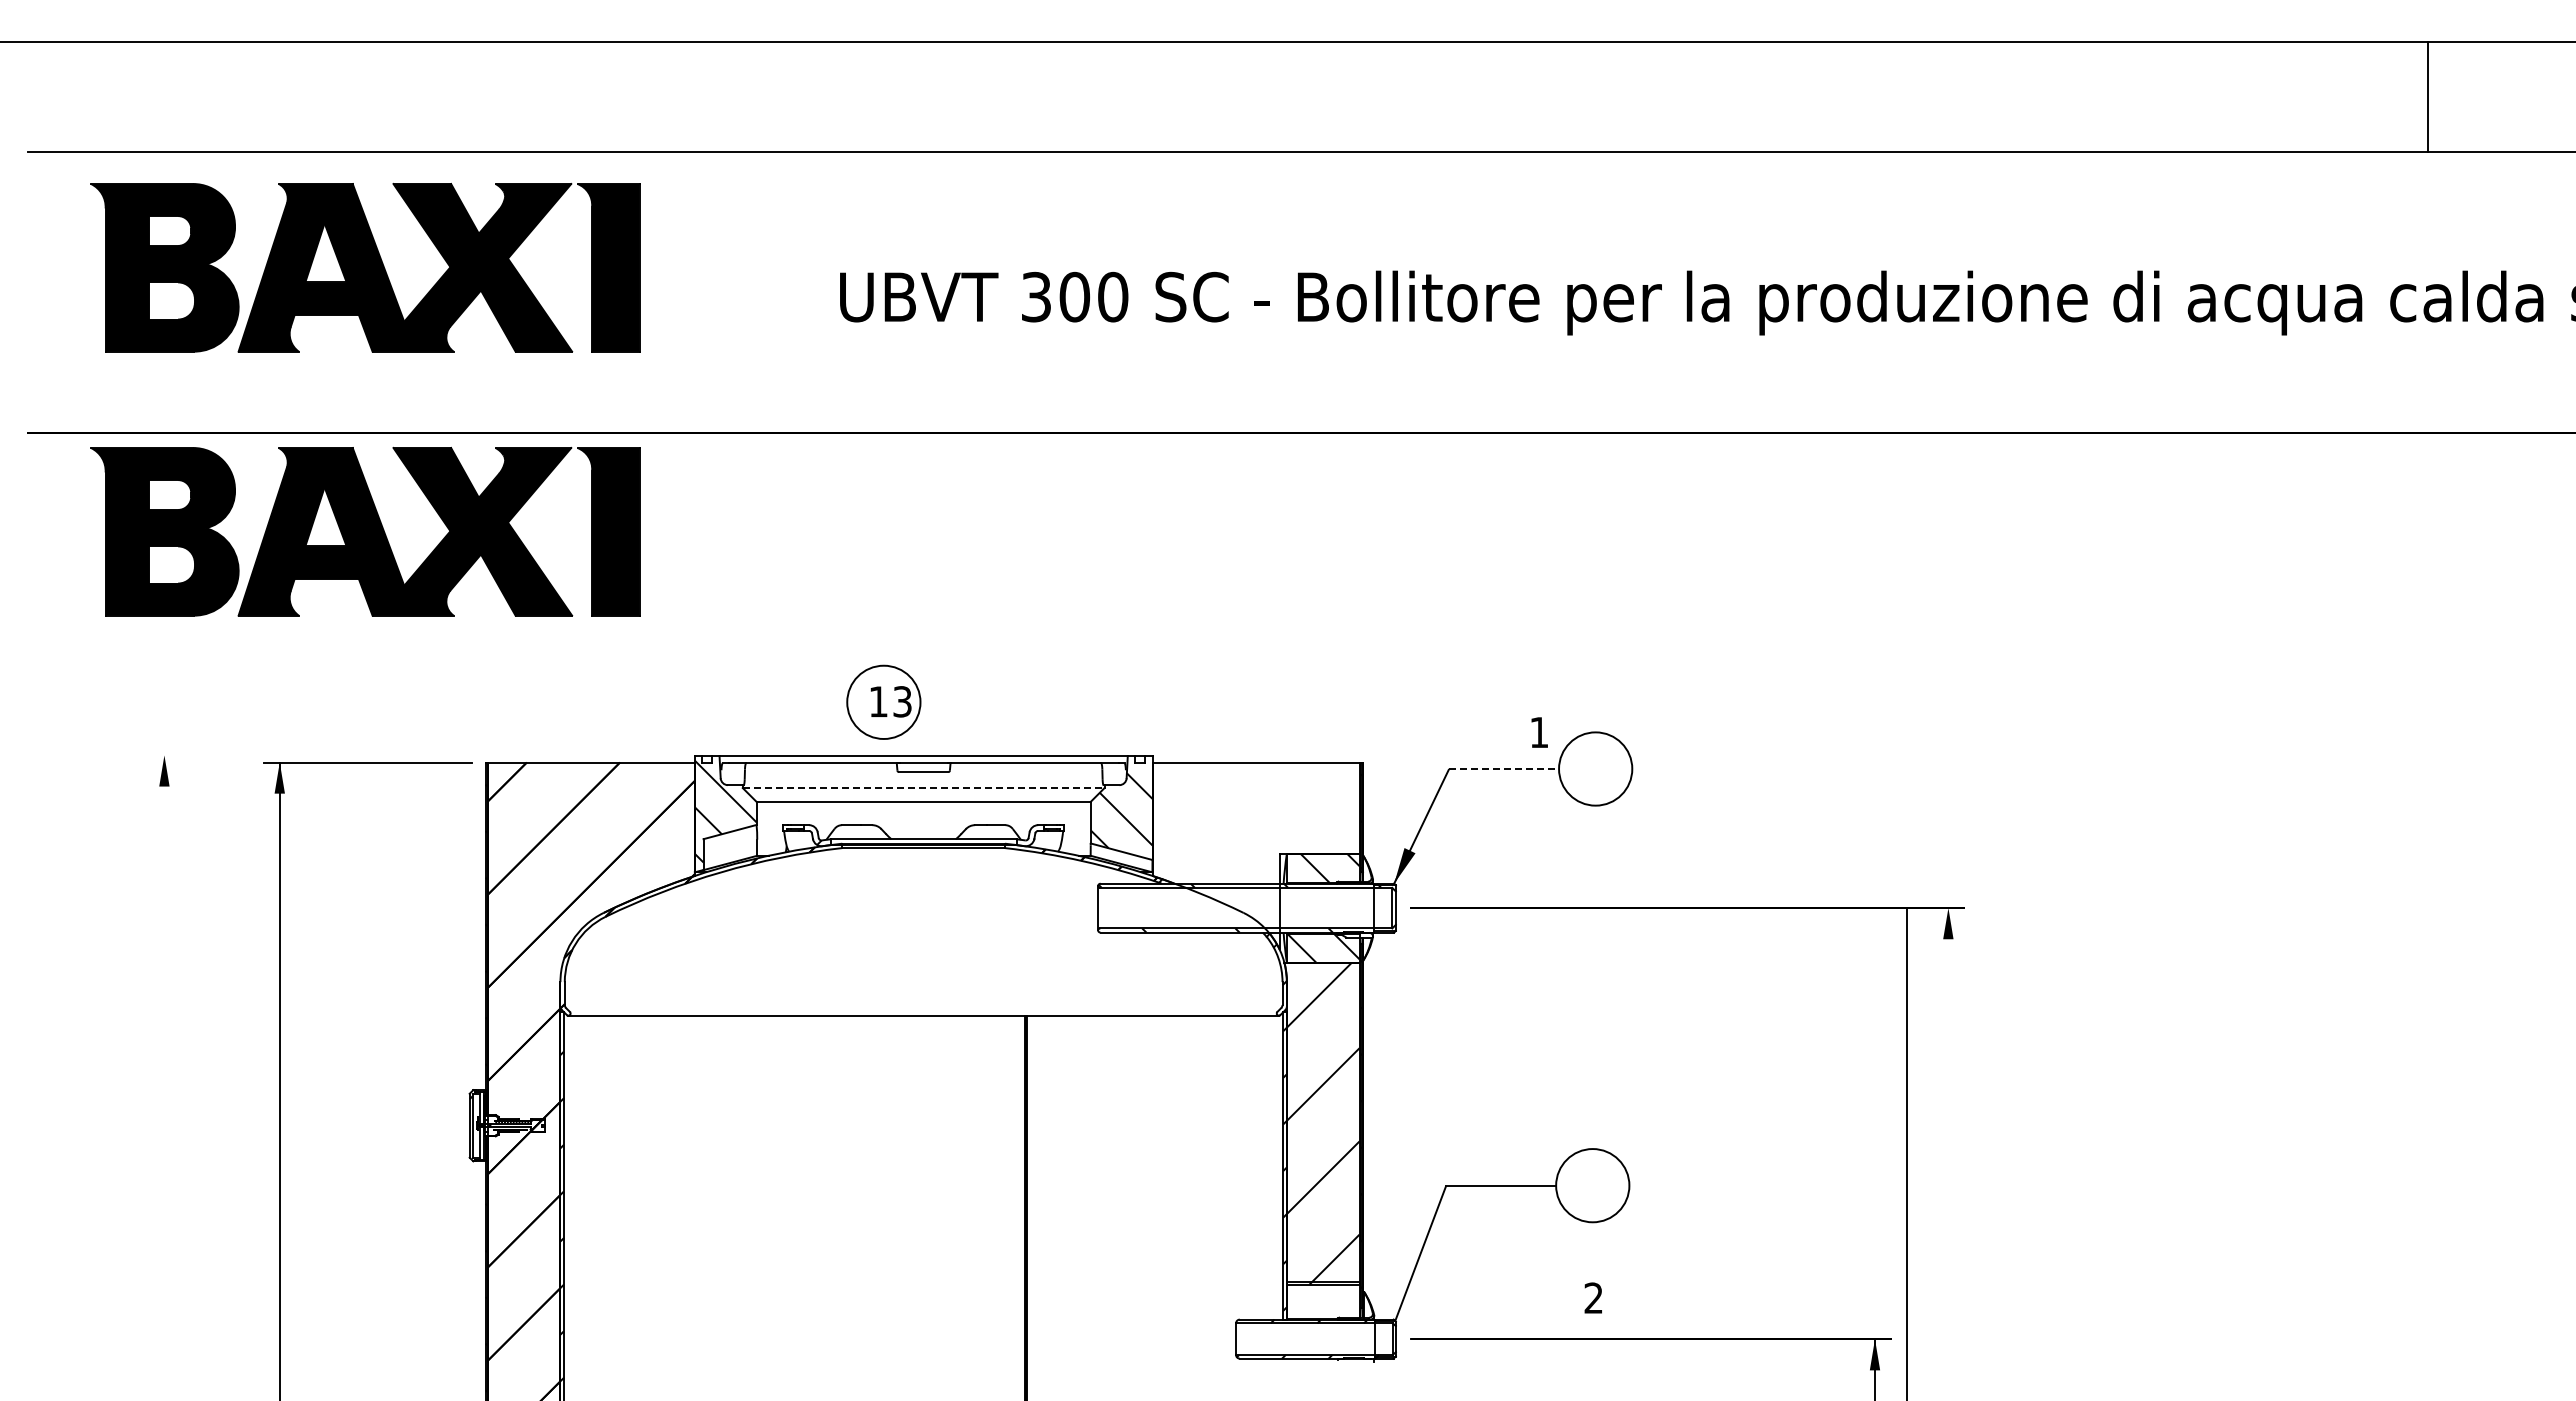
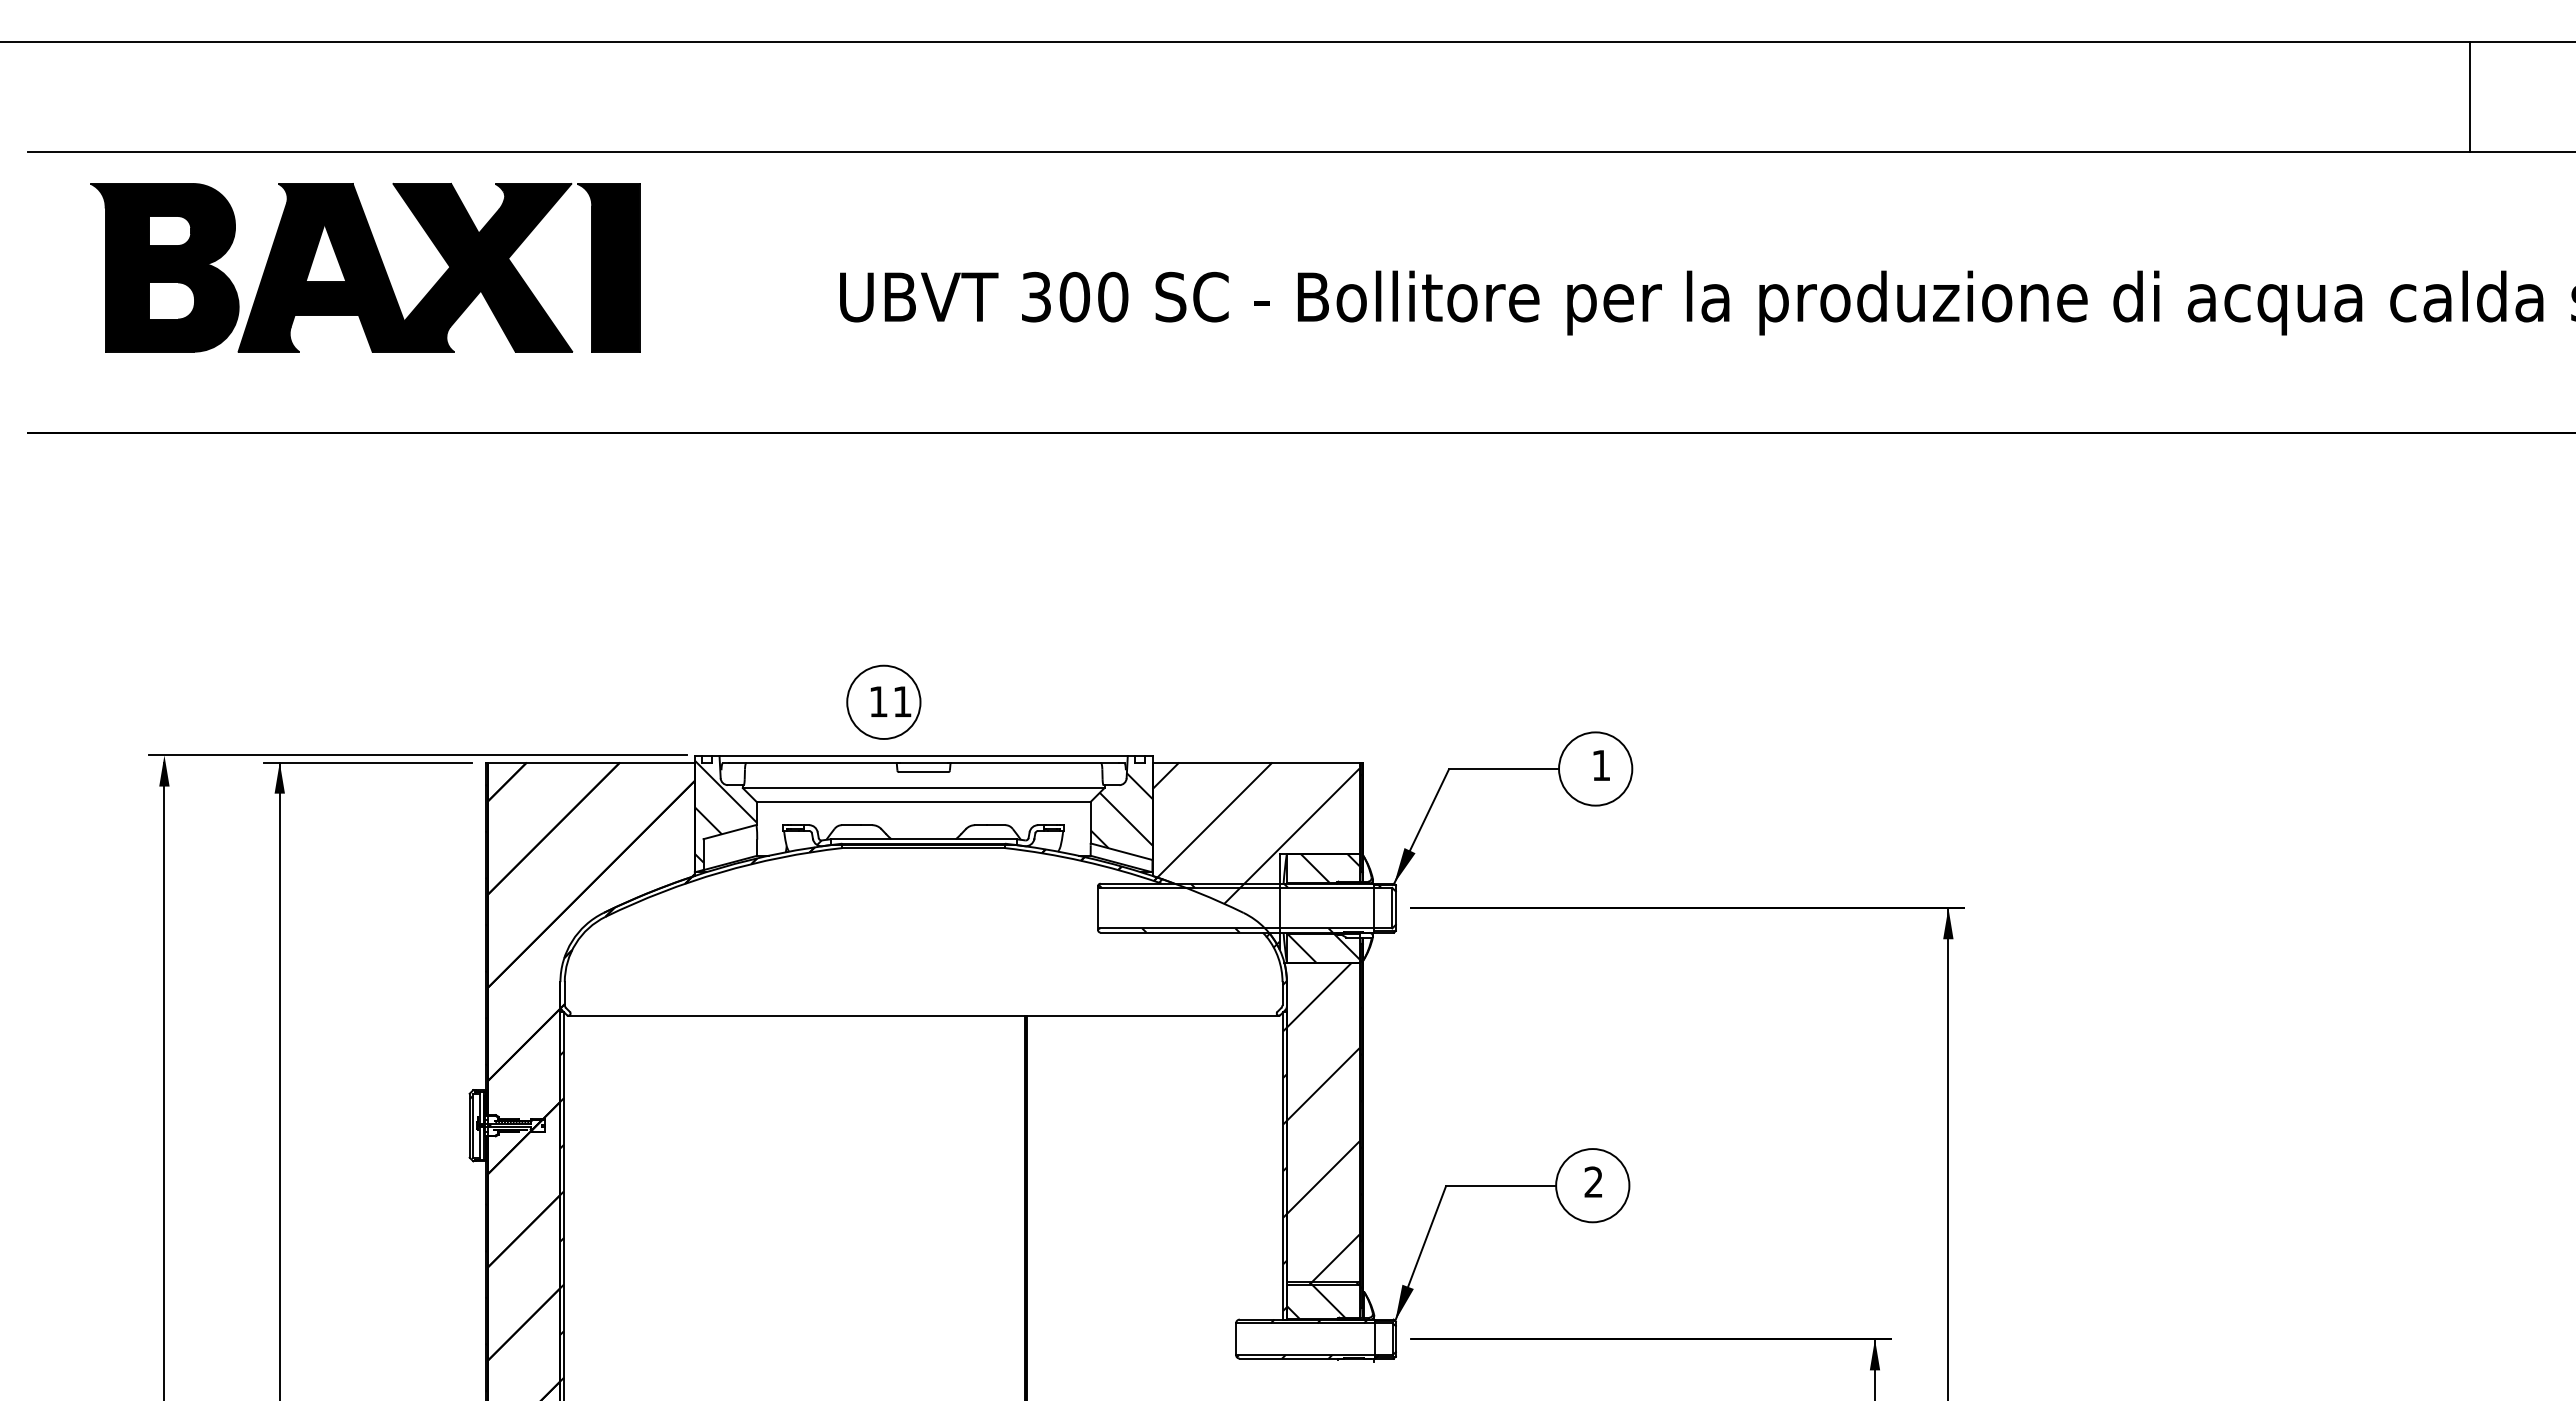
line position: (2428, 97) -> (2470, 97) (2470, 97)
part: present -> none (365, 531)
text: 13 -> 11 (902, 701)
text position: (1539, 732) -> (1601, 765) (1601, 765)
line: none -> present (417, 755)
line: dashed -> solid (1504, 769)
line: dashed -> solid (923, 788)
hatch: none -> present (1255, 853)
line: none -> present (164, 1079)
line position: (1907, 1152) -> (1948, 1152) (1948, 1152)
text position: (1592, 1297) -> (1592, 1181) (1592, 1181)
hatch: none -> present (1322, 1300)
fill: none -> present (1404, 1302)
